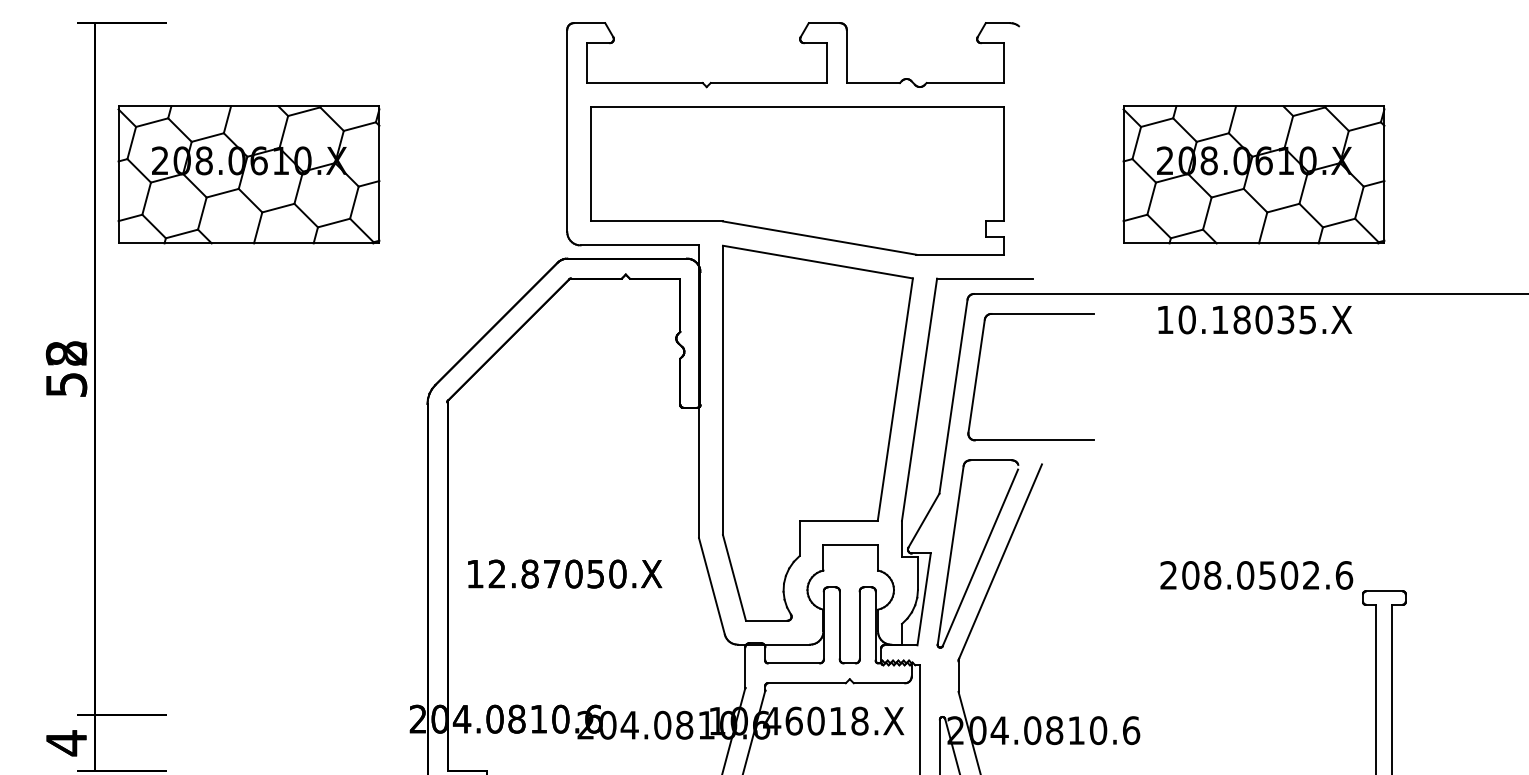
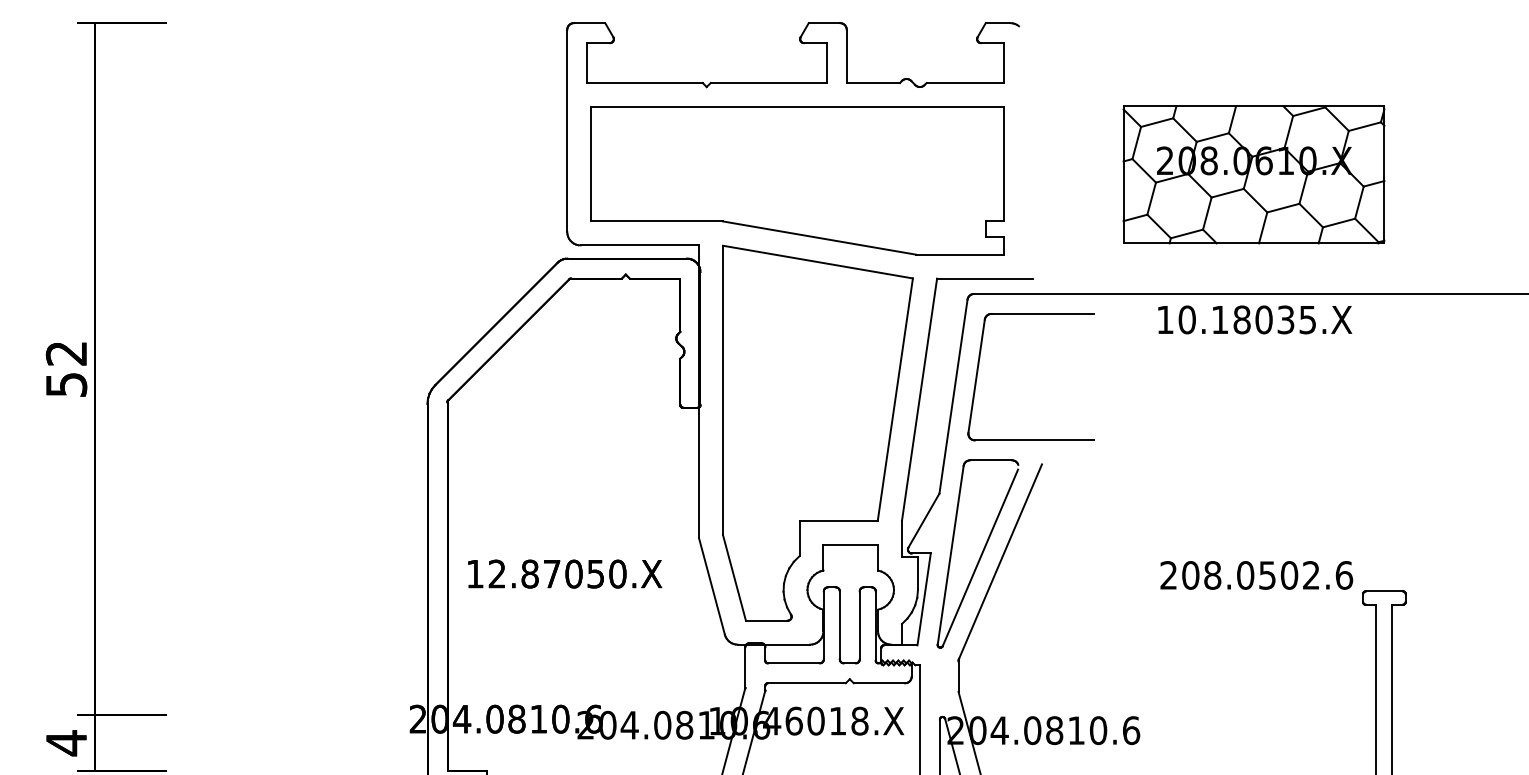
part: present -> none (248, 174)
text: 58 -> 52 (66, 353)
